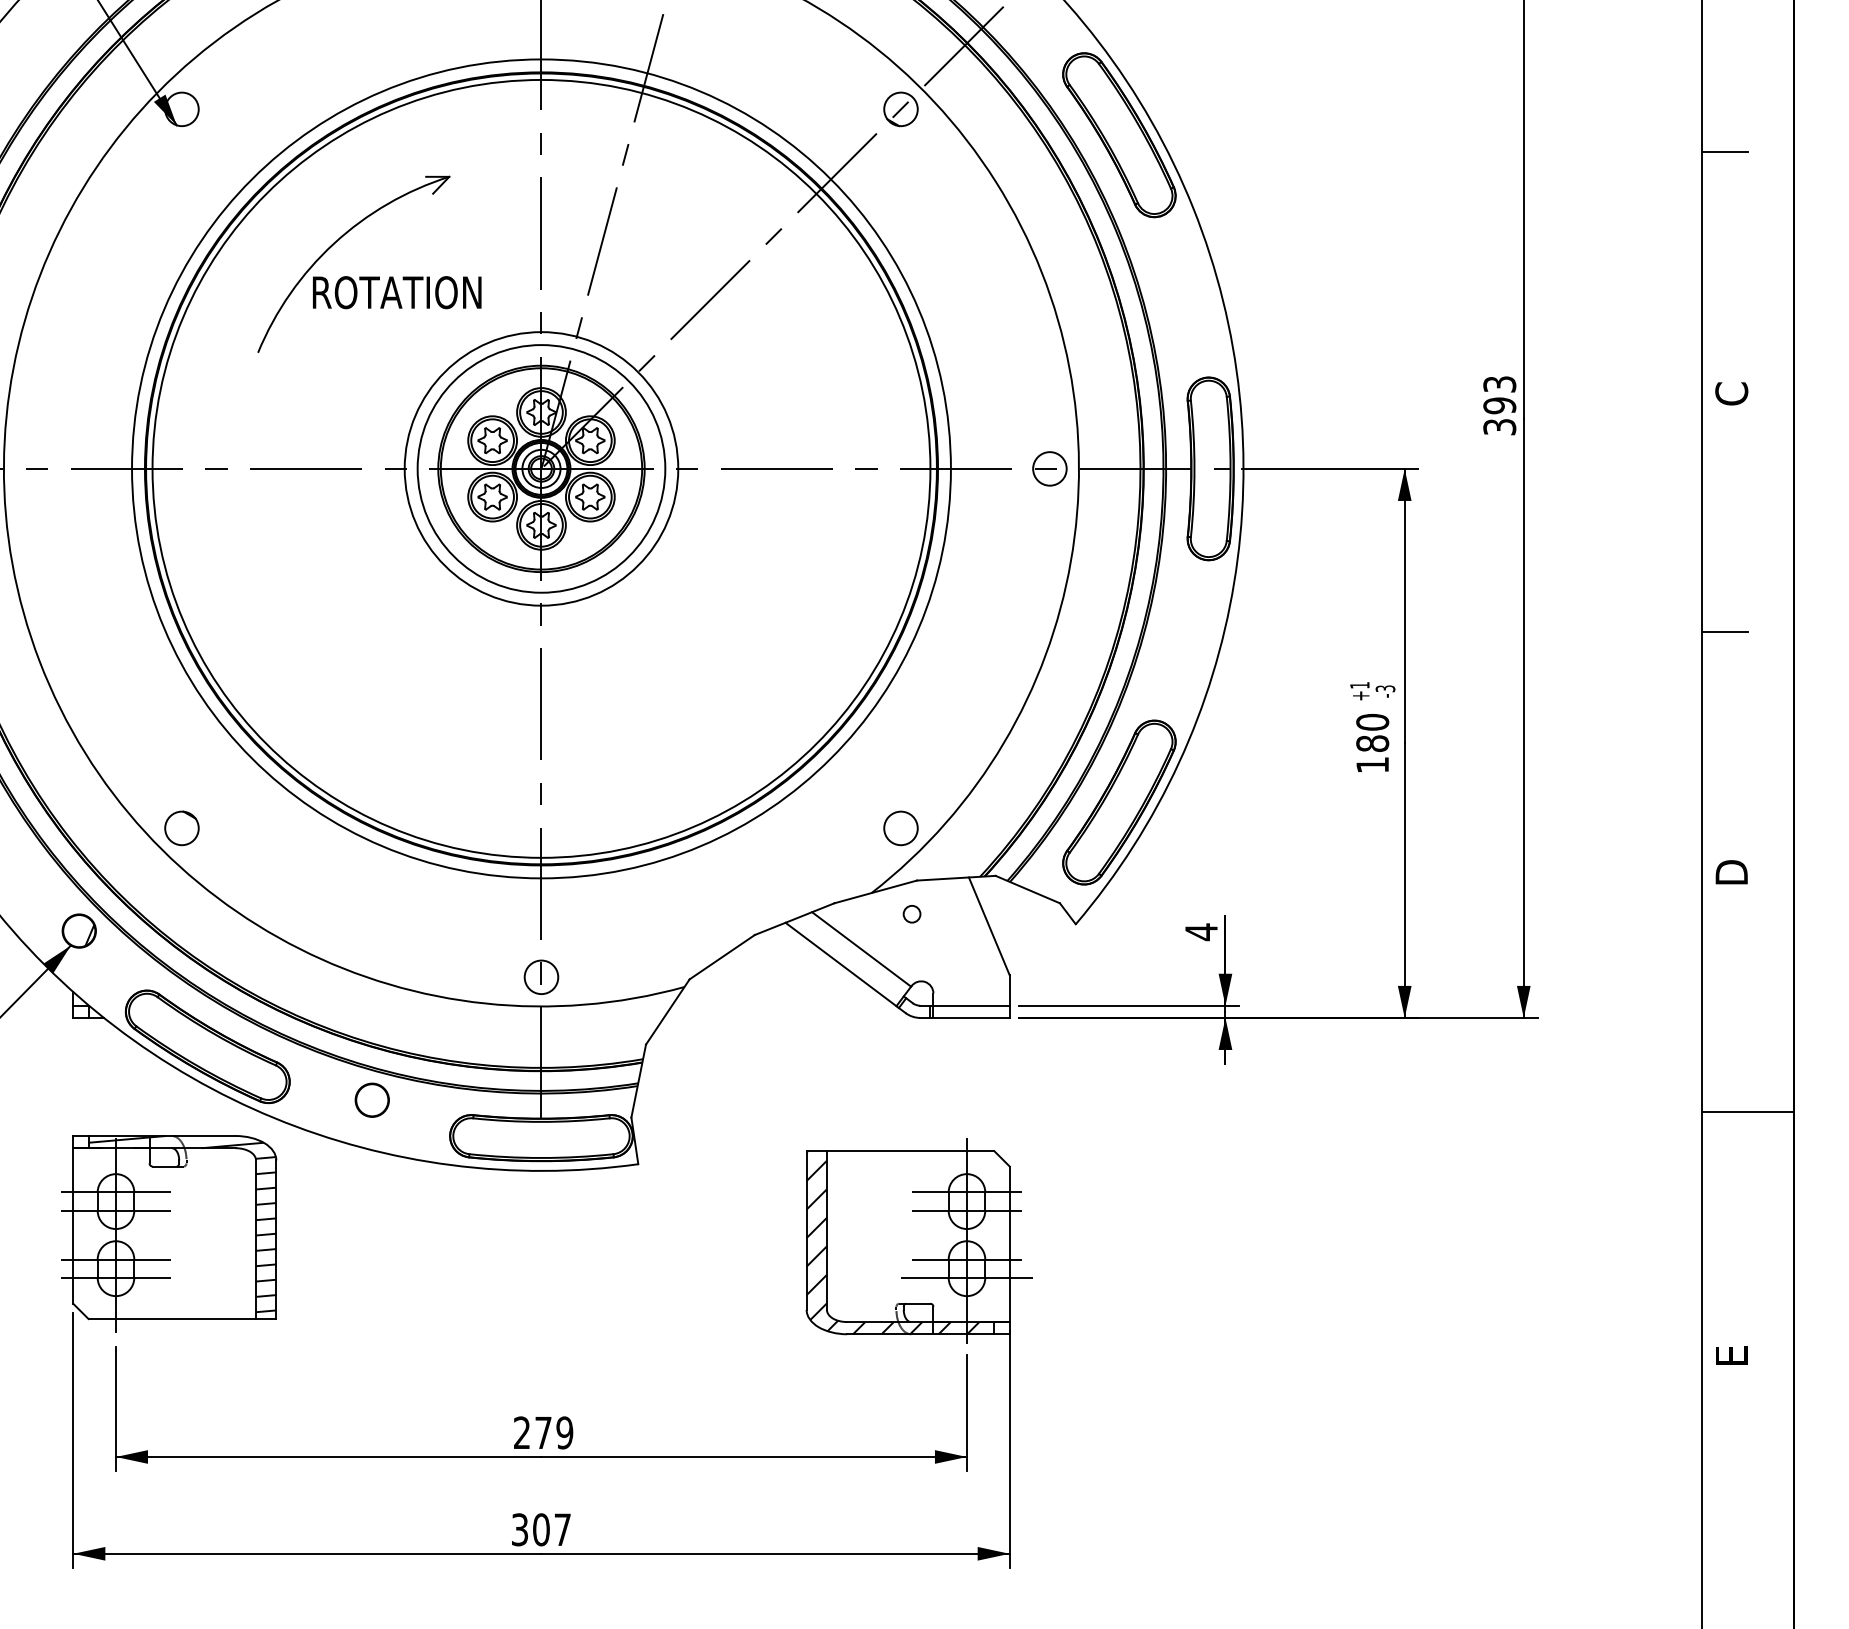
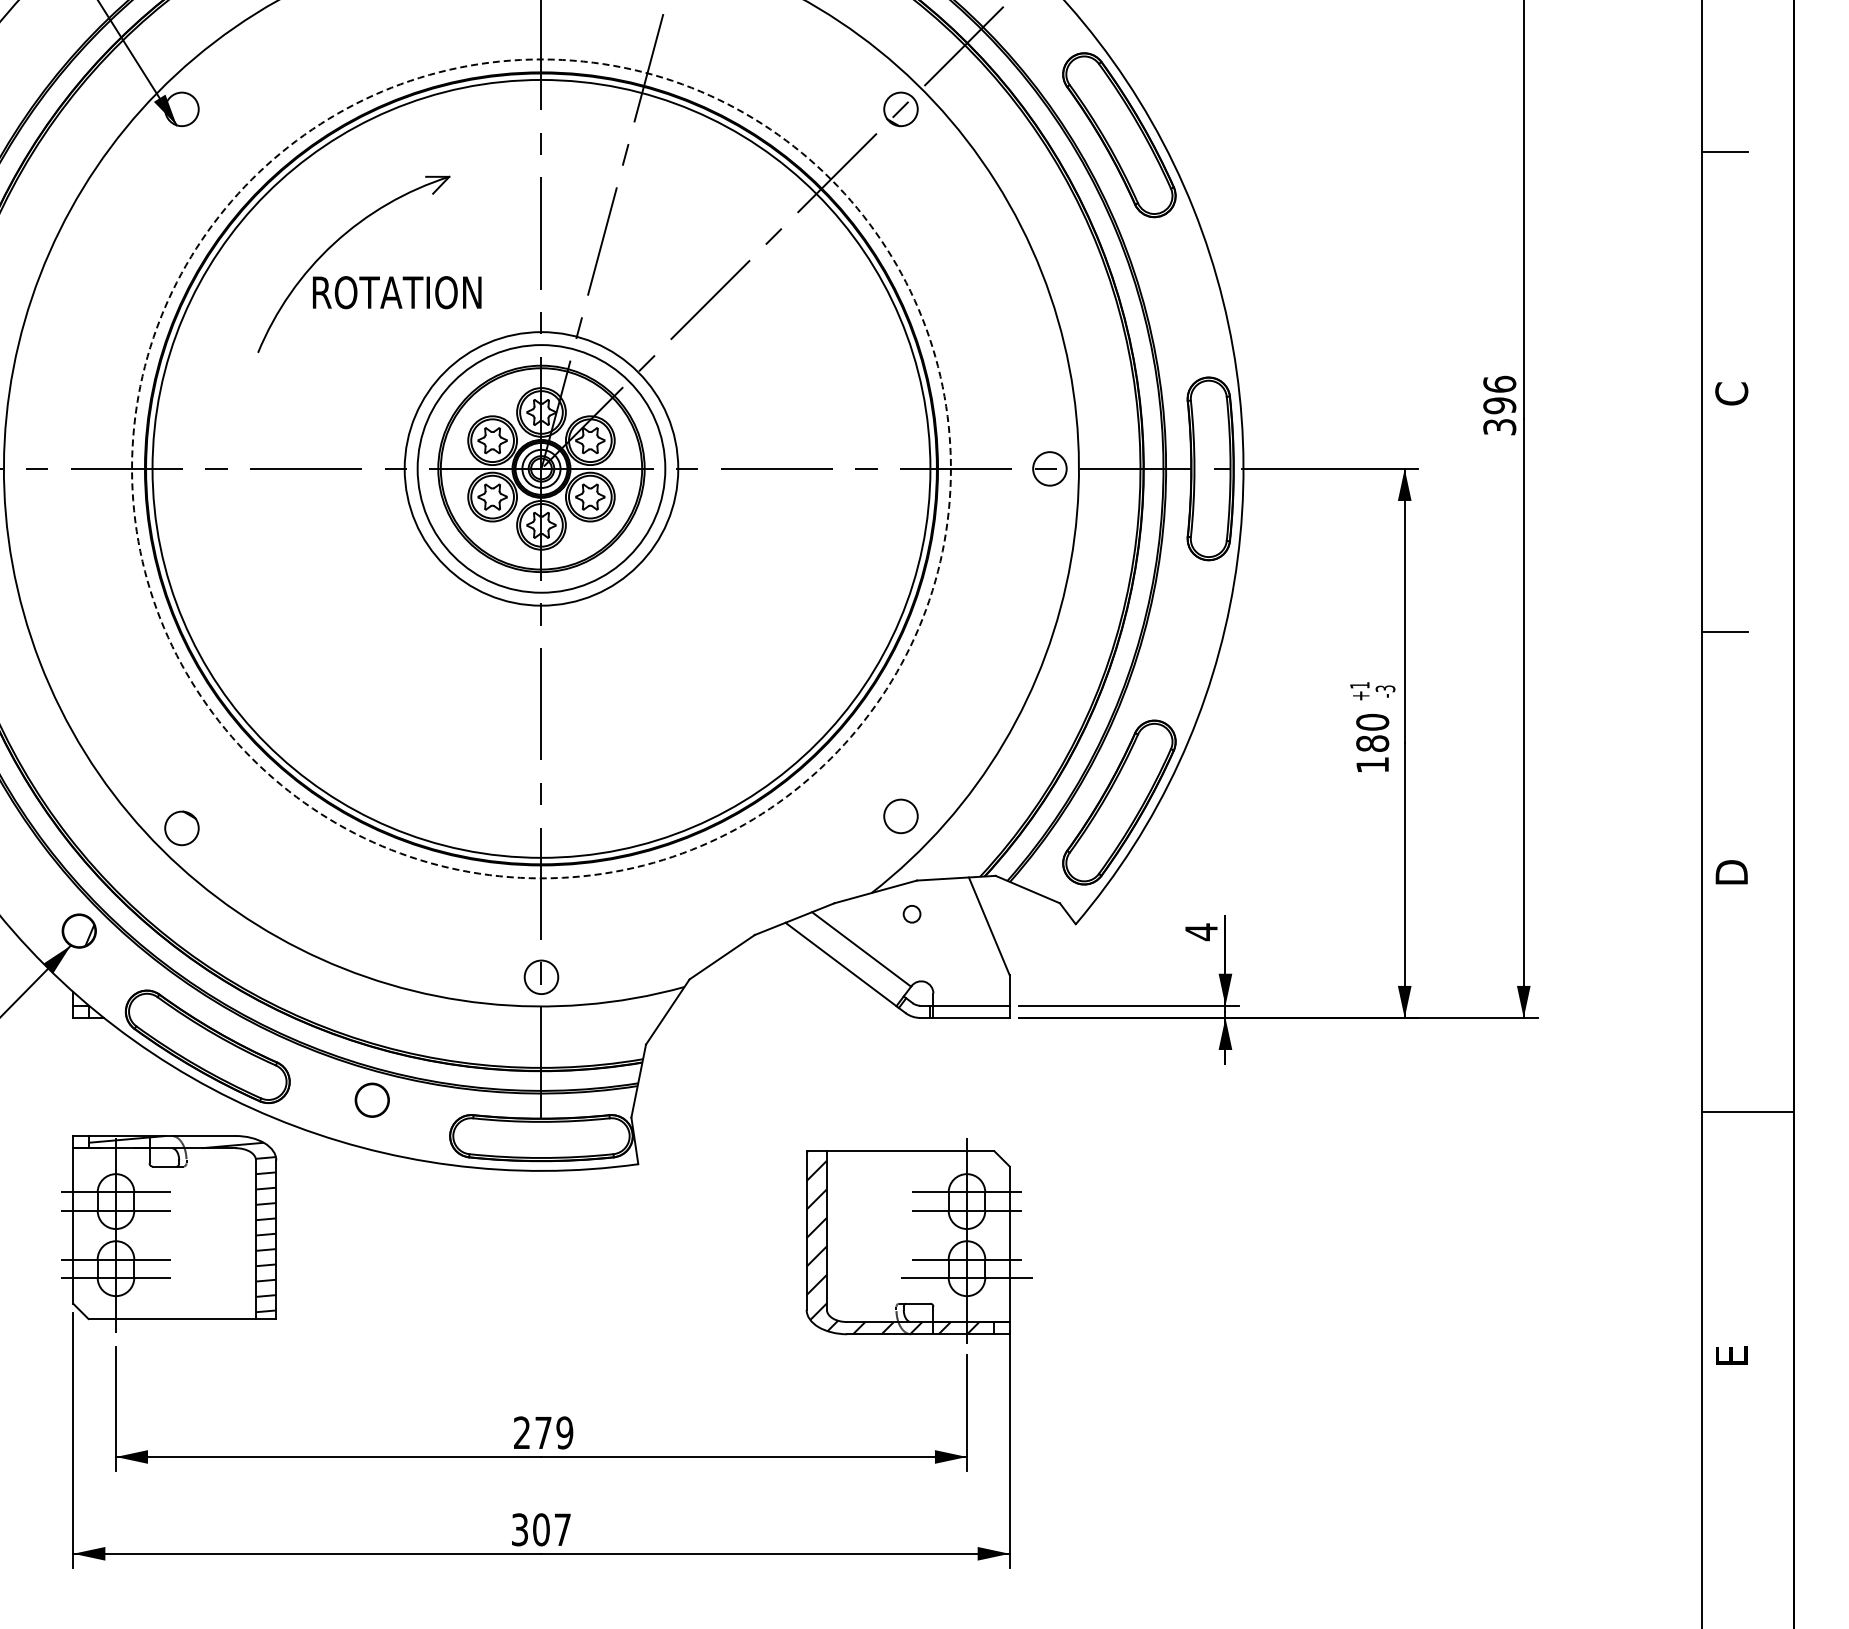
text: 393 -> 396 (1499, 383)
circle: solid -> dashed (541, 468)
circle position: (900, 828) -> (900, 816) (900, 816)
